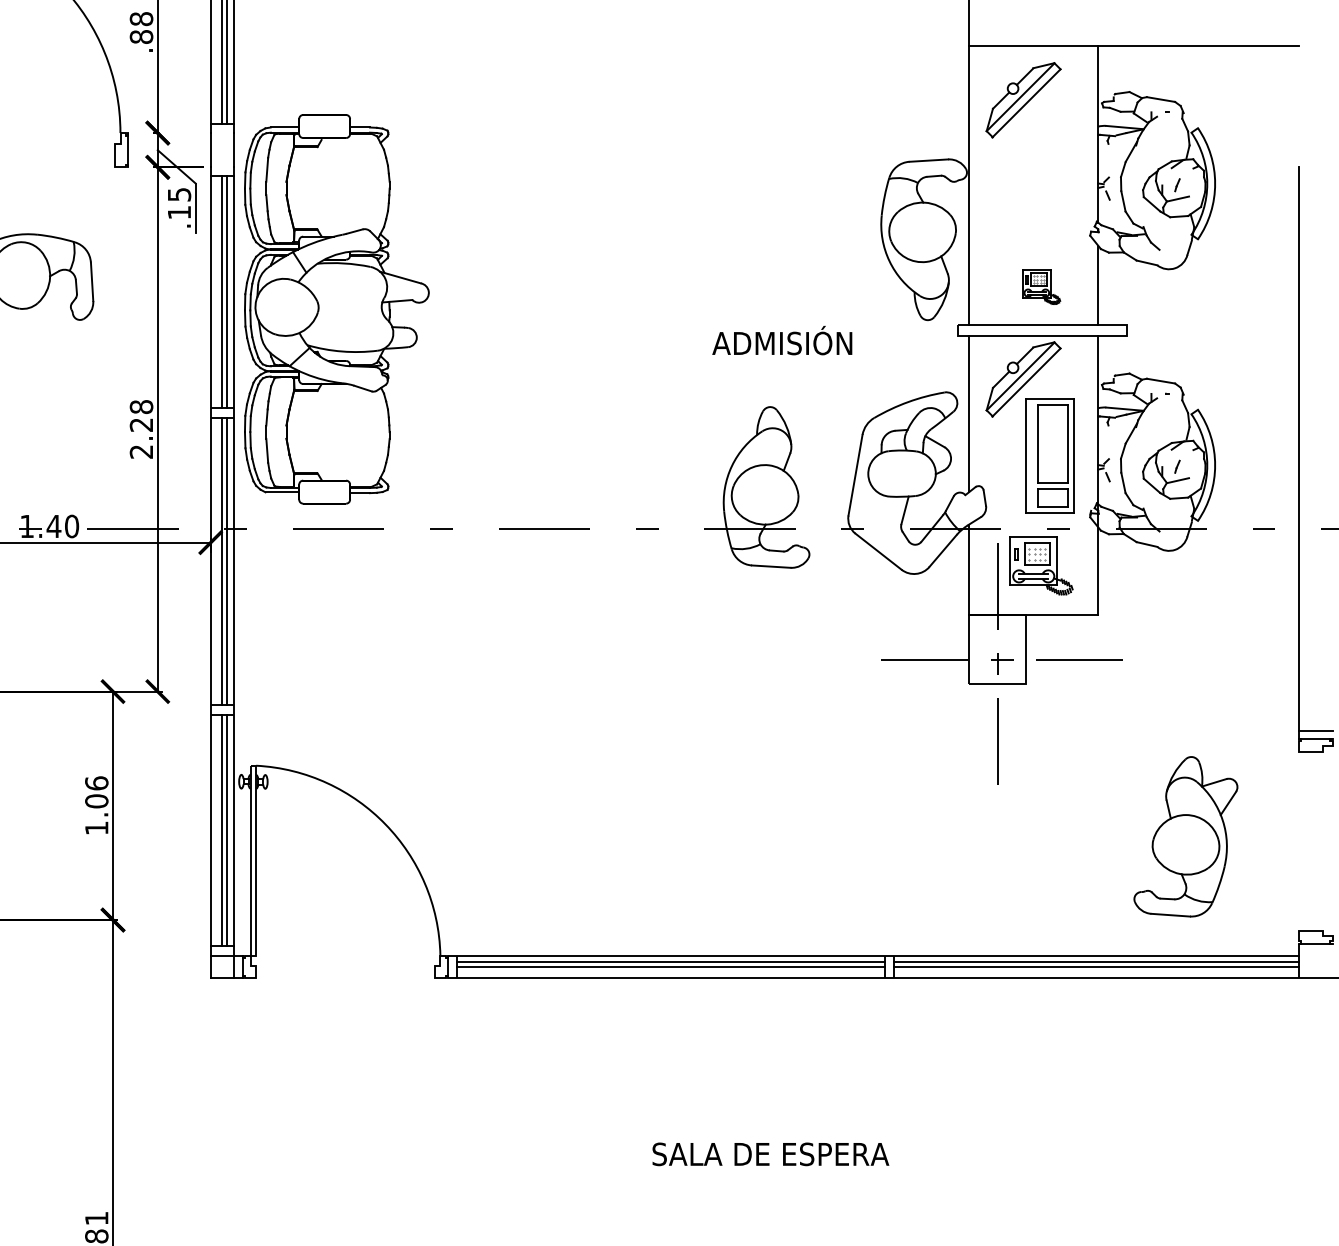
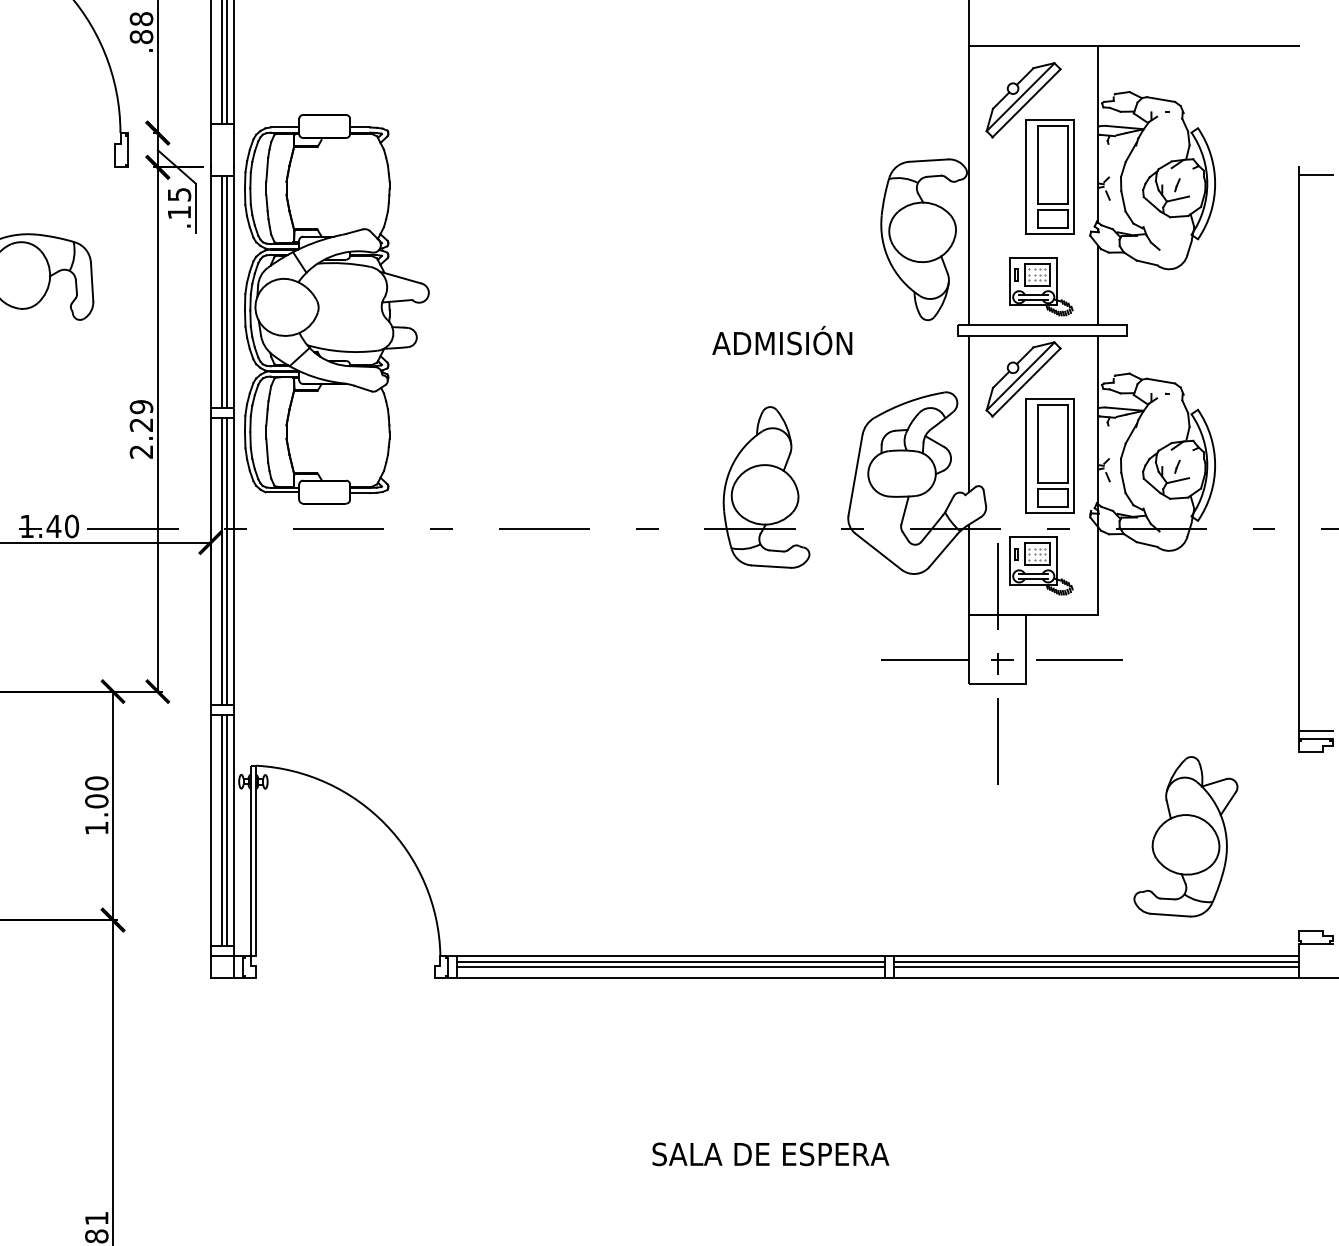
line: none -> present (1315, 175)
part: none -> present (1049, 176)
part size: 40x36 px -> 65x60 px (1041, 286)
text: 2.28 -> 2.29 (141, 407)
text: 1.06 -> 1.00 (96, 783)
